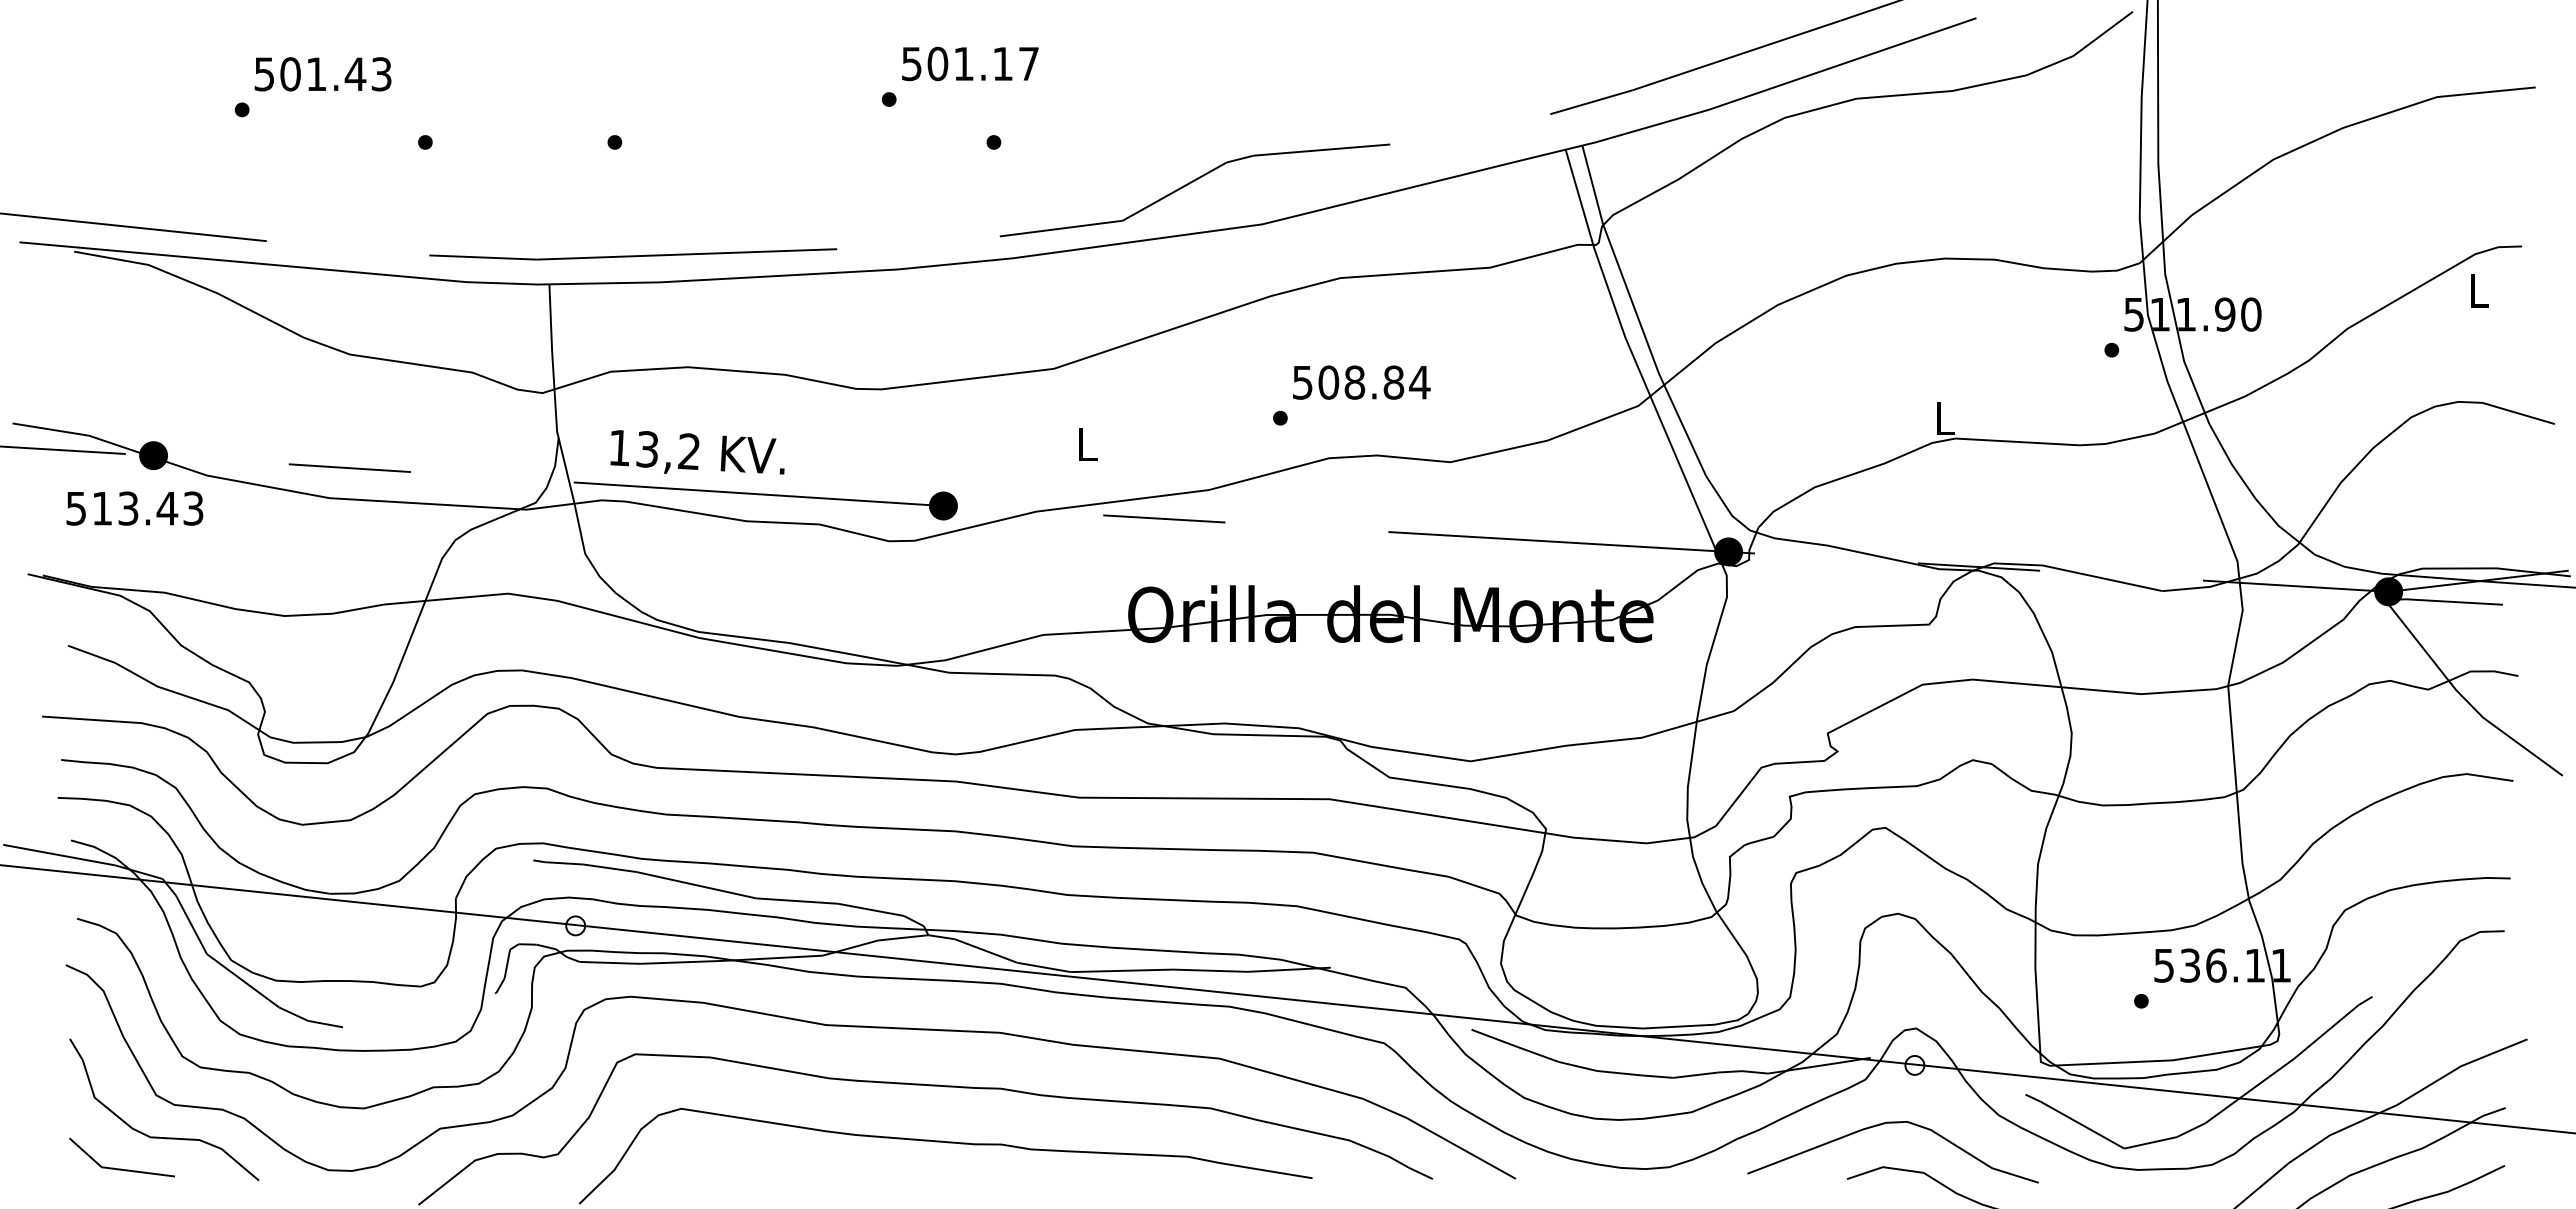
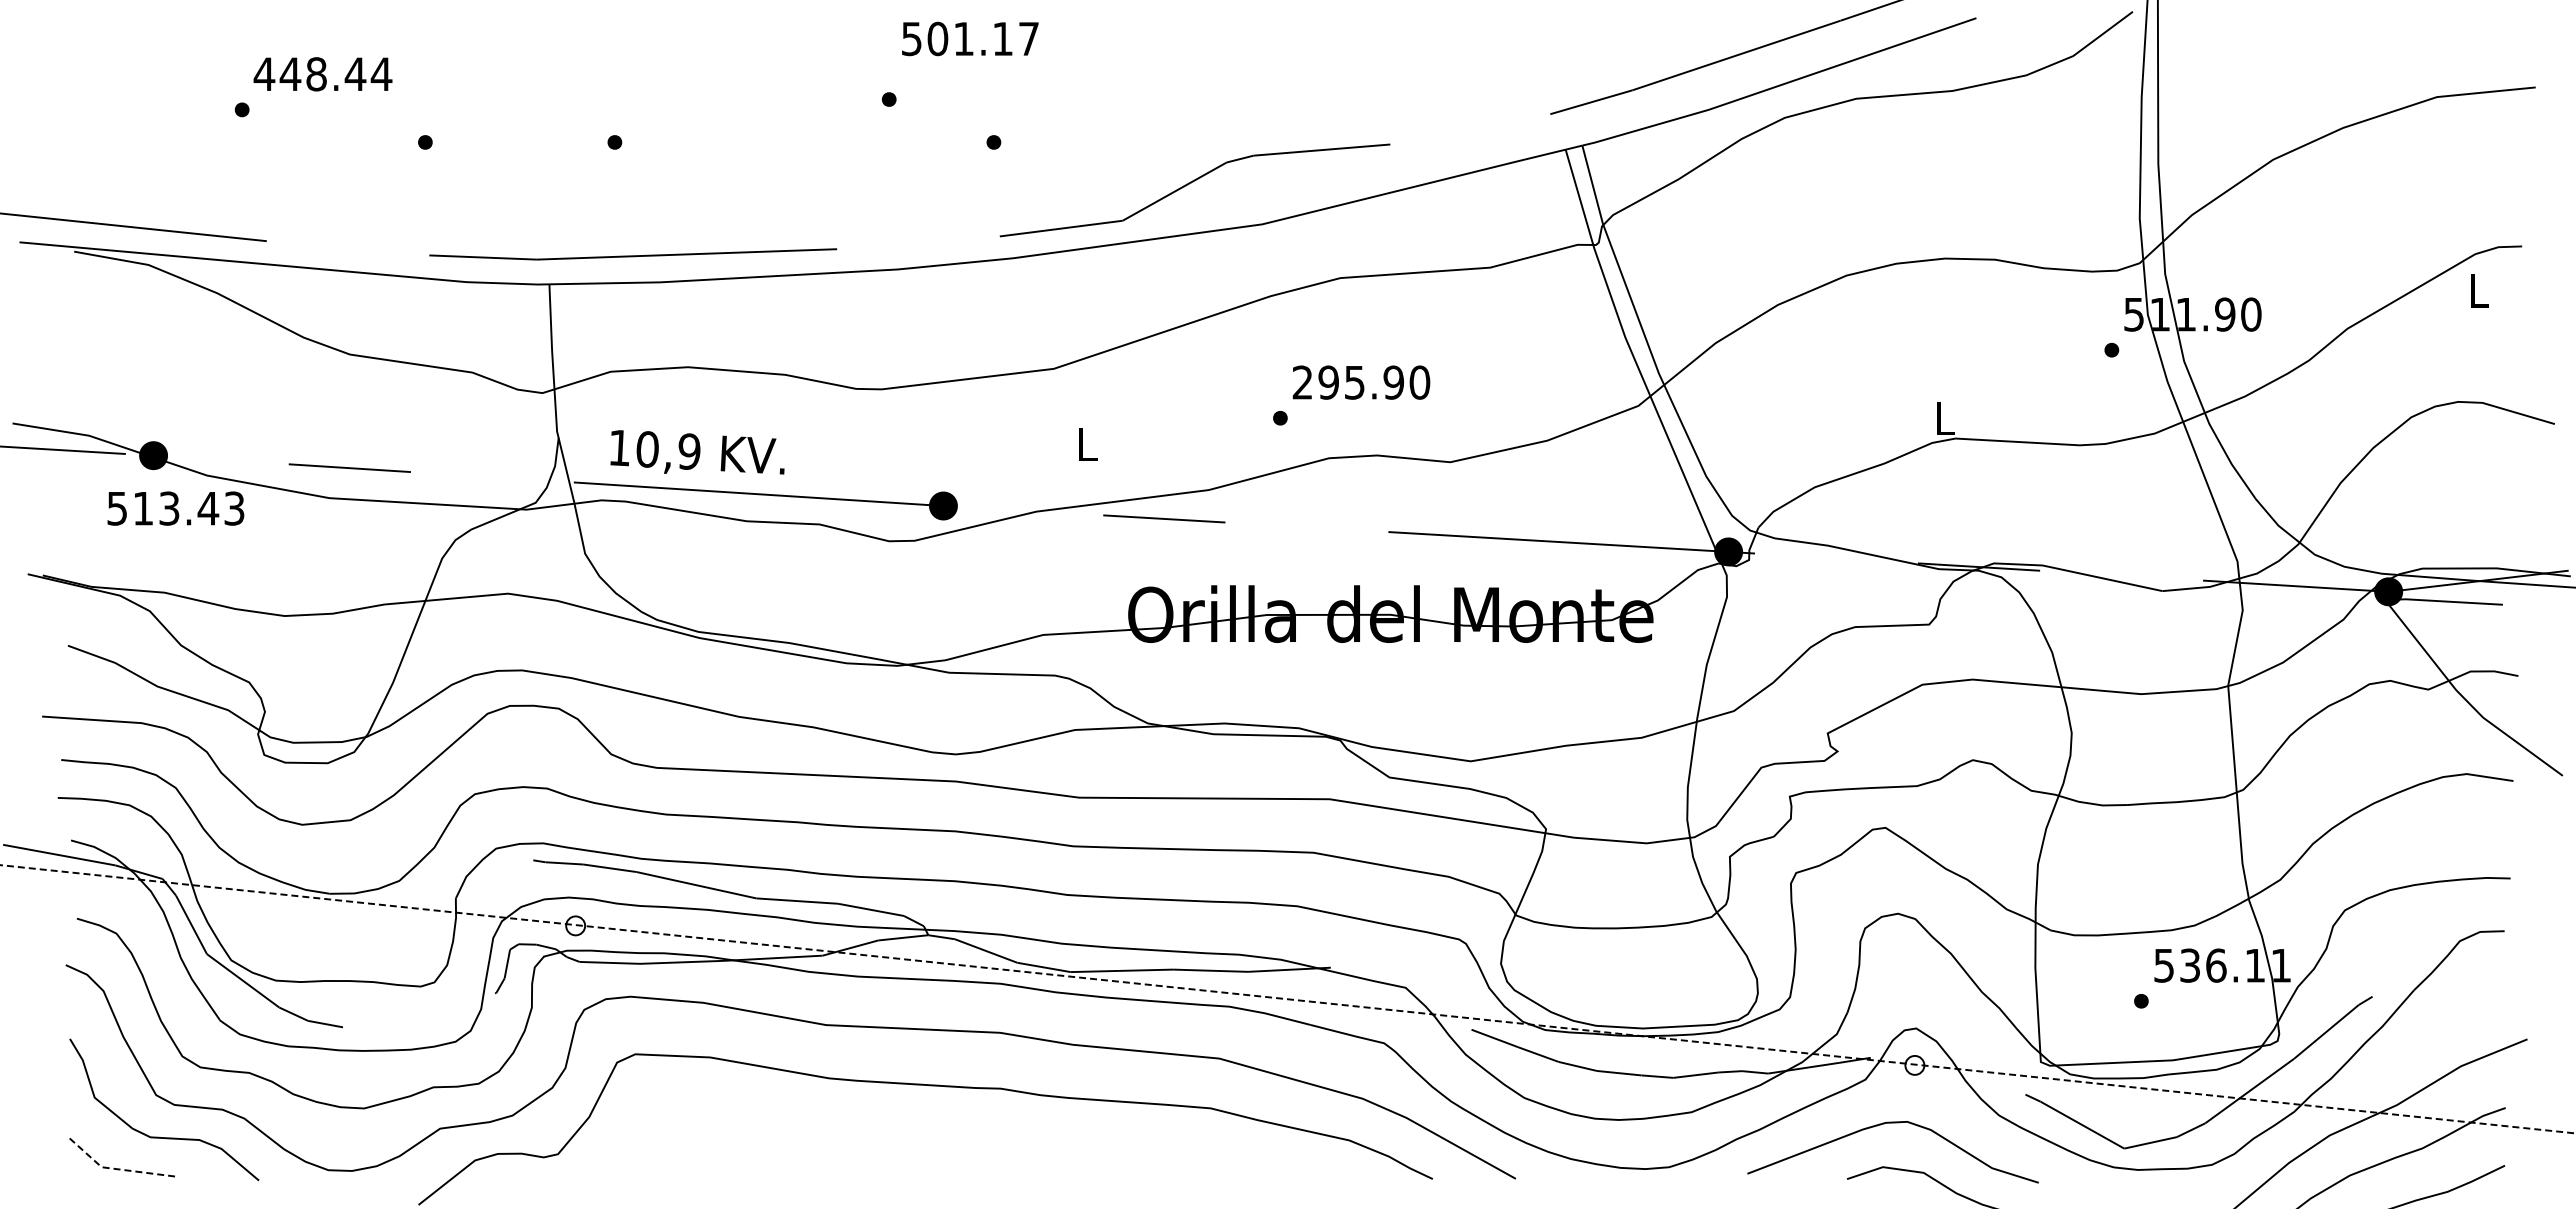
text position: (970, 63) -> (970, 38) (970, 38)
text: 501.43 -> 448.44 (322, 74)
text: 508.84 -> 295.90 (1361, 382)
text: 13,2 -> 10,9 (668, 450)
text position: (134, 508) -> (175, 508) (175, 508)
line: solid -> dashed (1287, 999)
curve: present -> none (947, 1143)
line: solid -> dashed (115, 1168)
